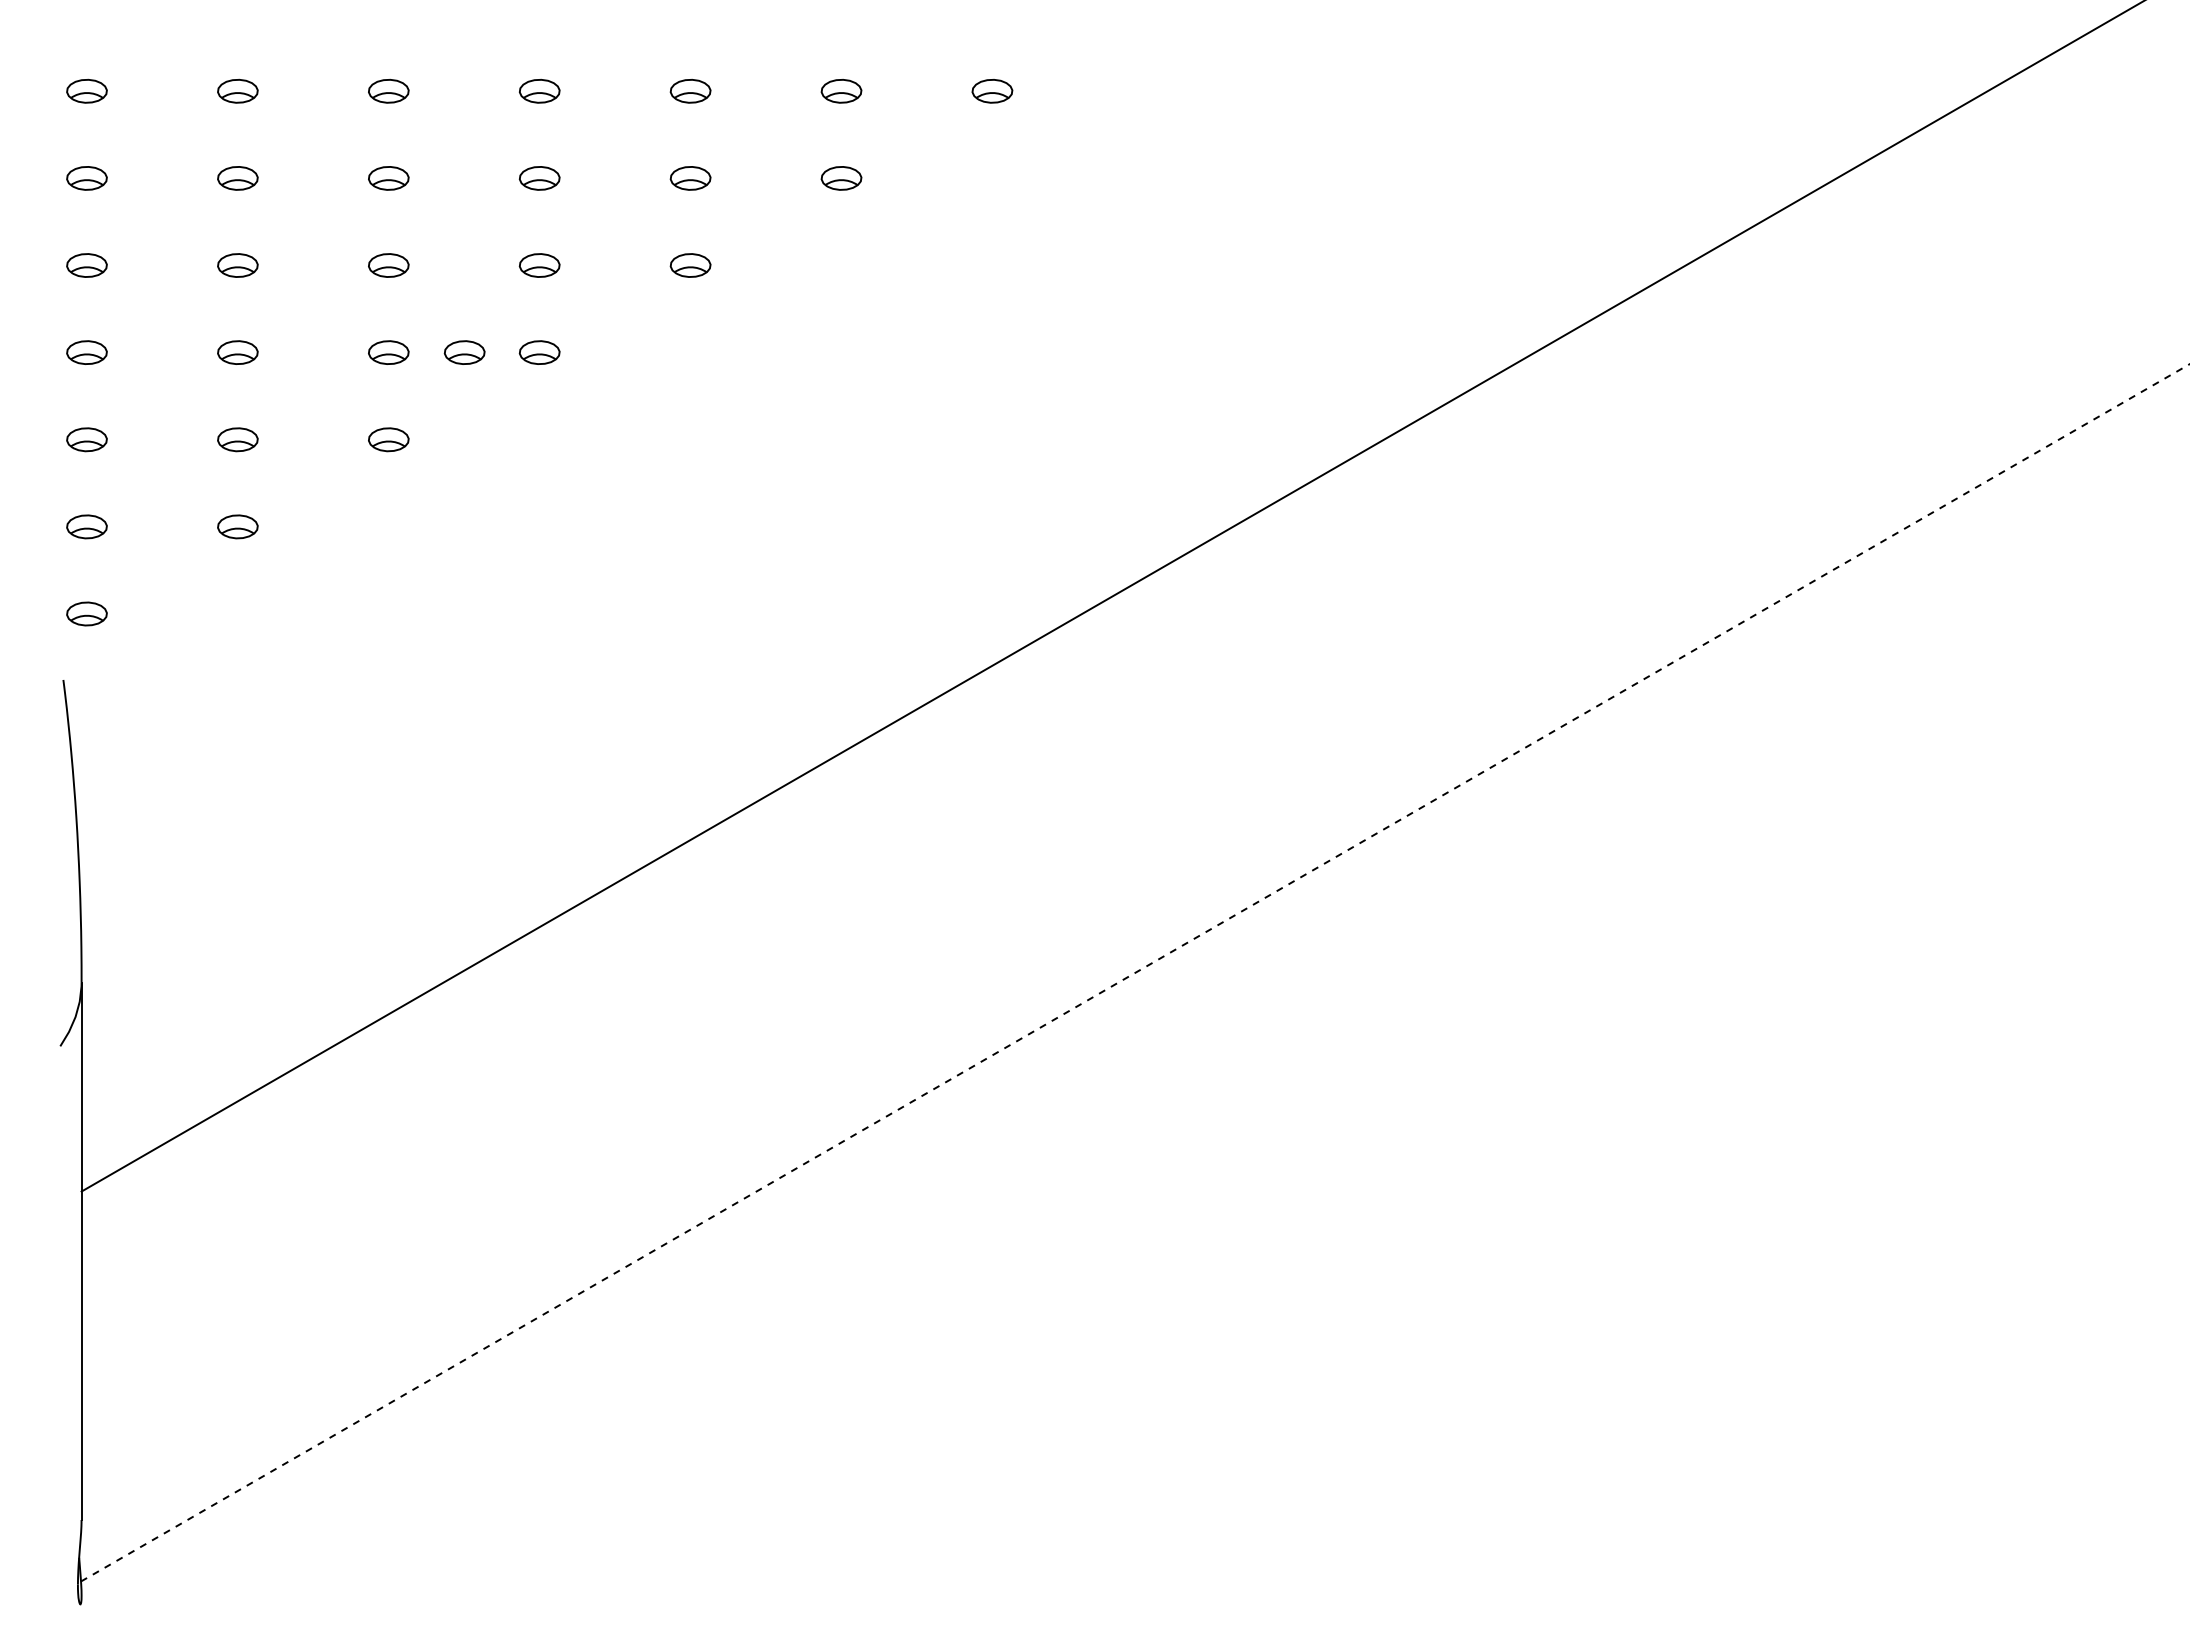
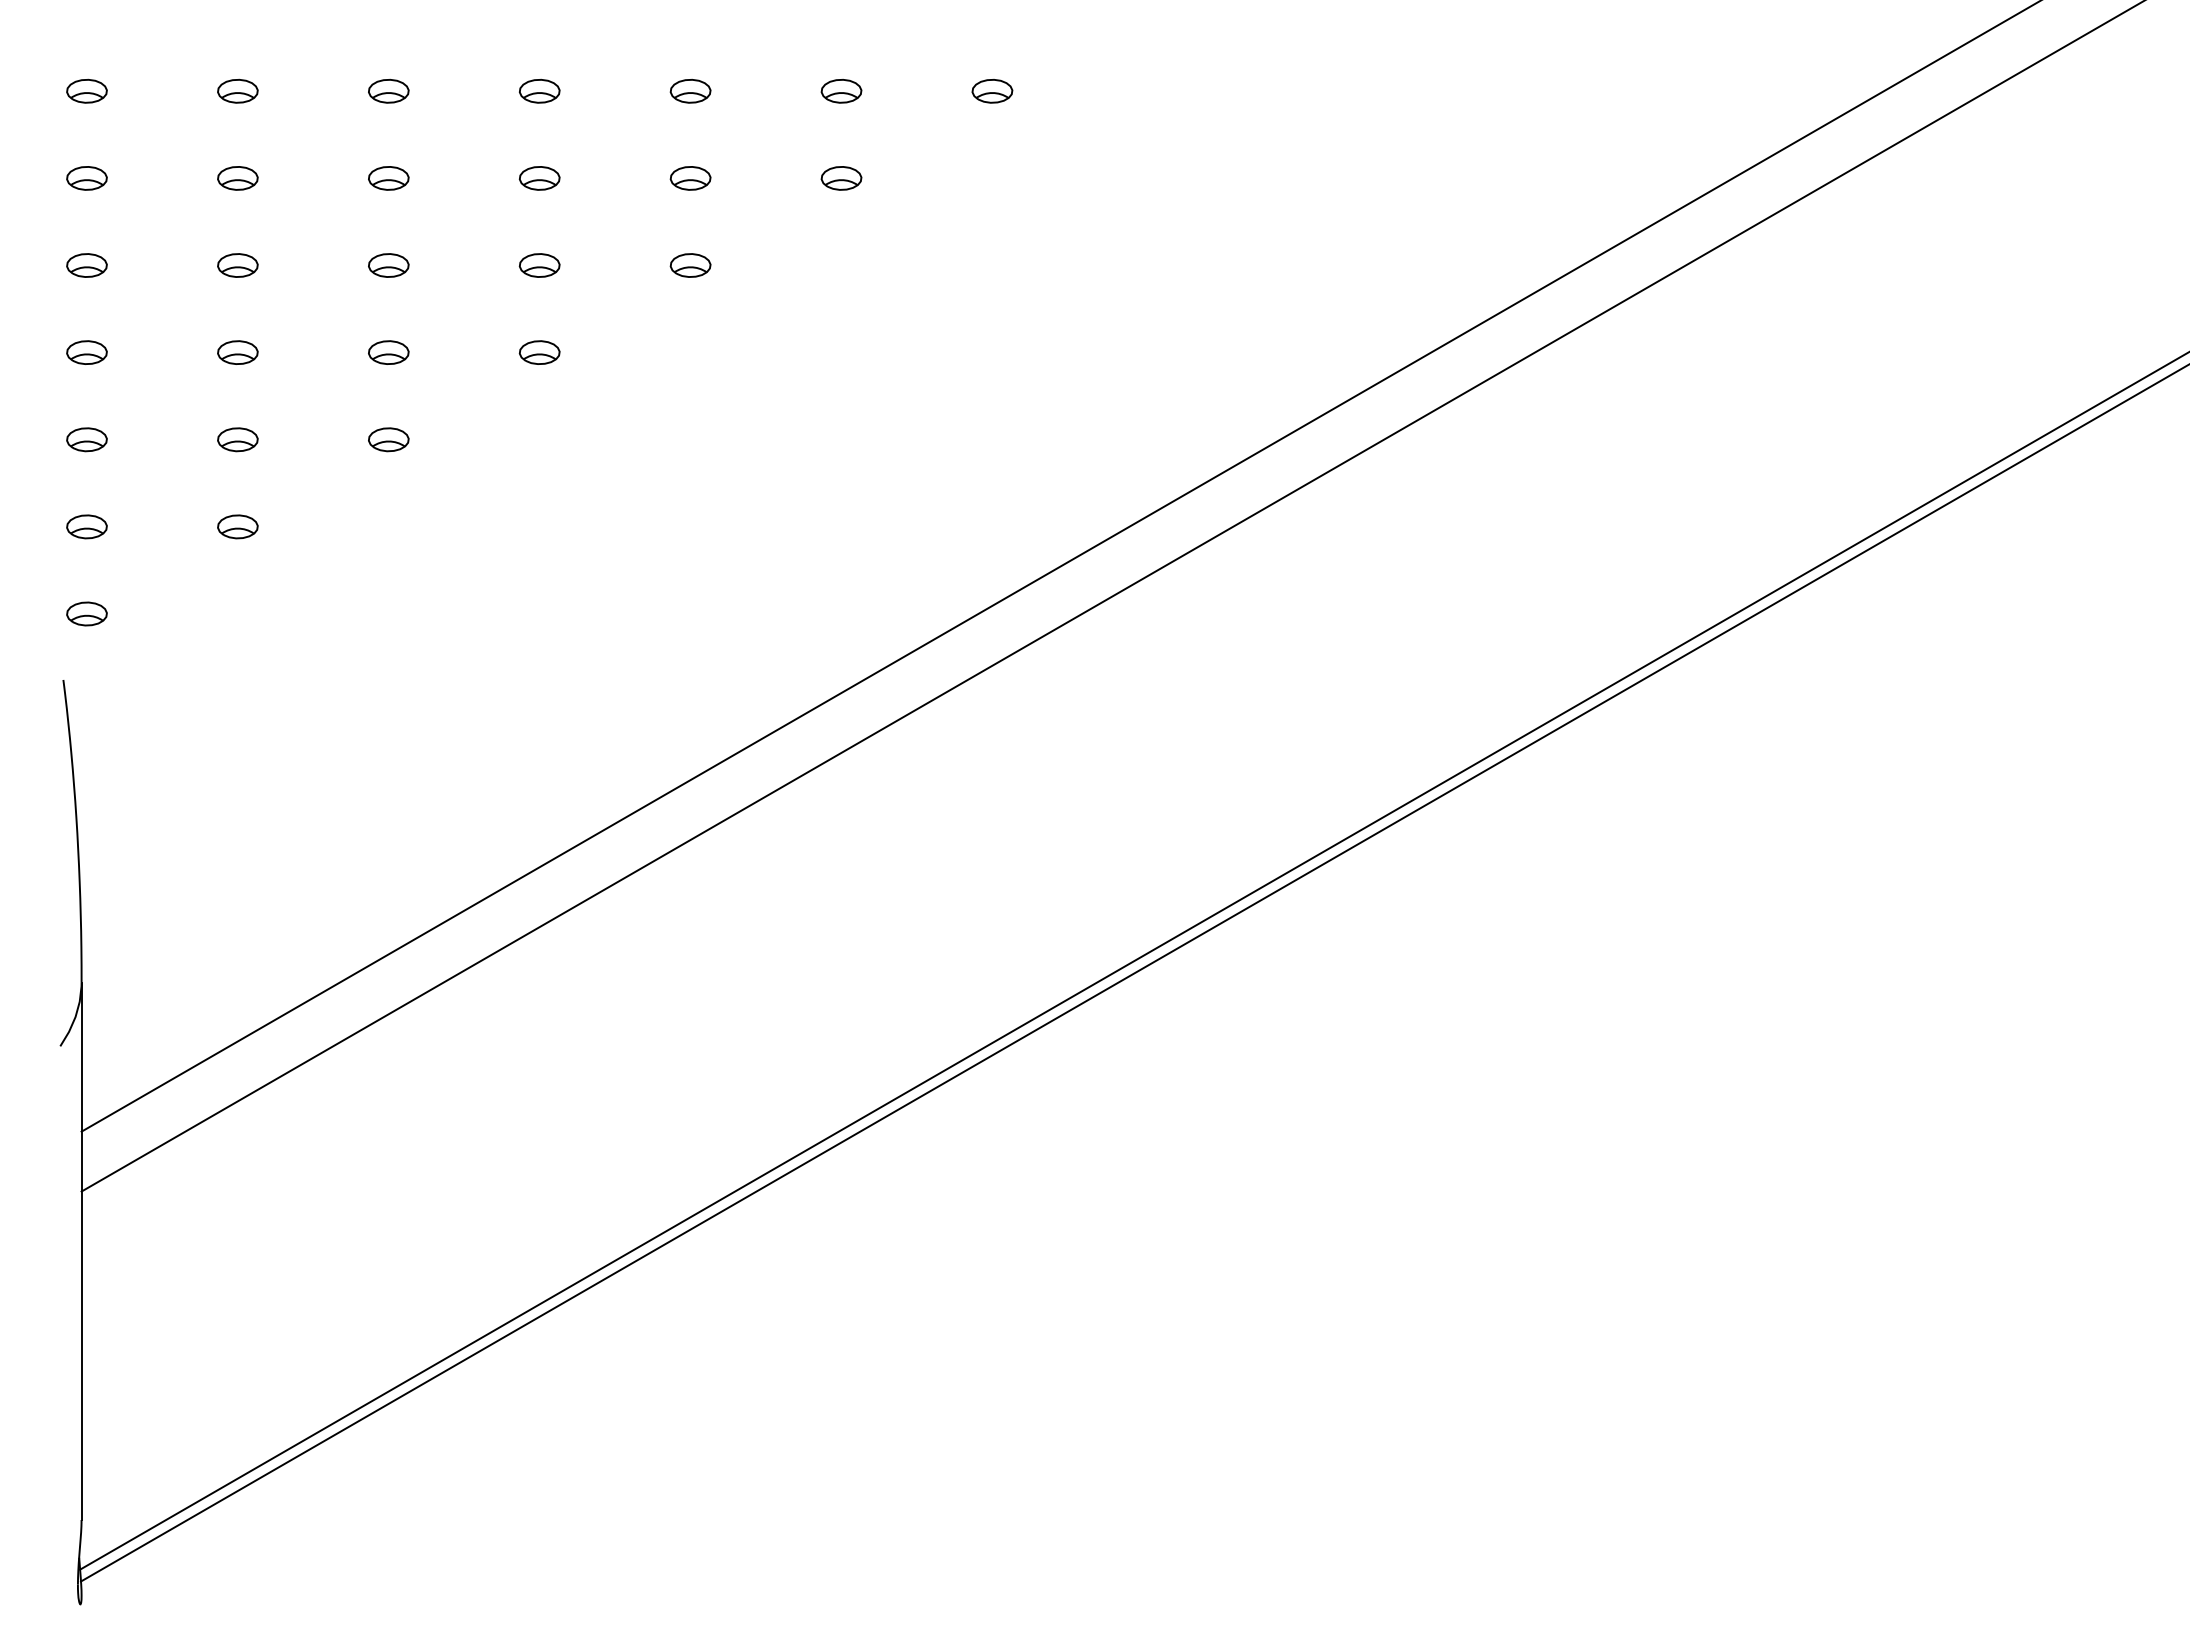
part: present -> none (464, 352)
line: none -> present (1059, 566)
line: none -> present (1133, 961)
line: dashed -> solid (1135, 972)
